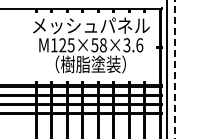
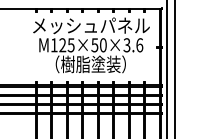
text: M125×58×3.6 -> M125×50×3.6 (103, 45)
line: dashed -> solid (174, 69)
